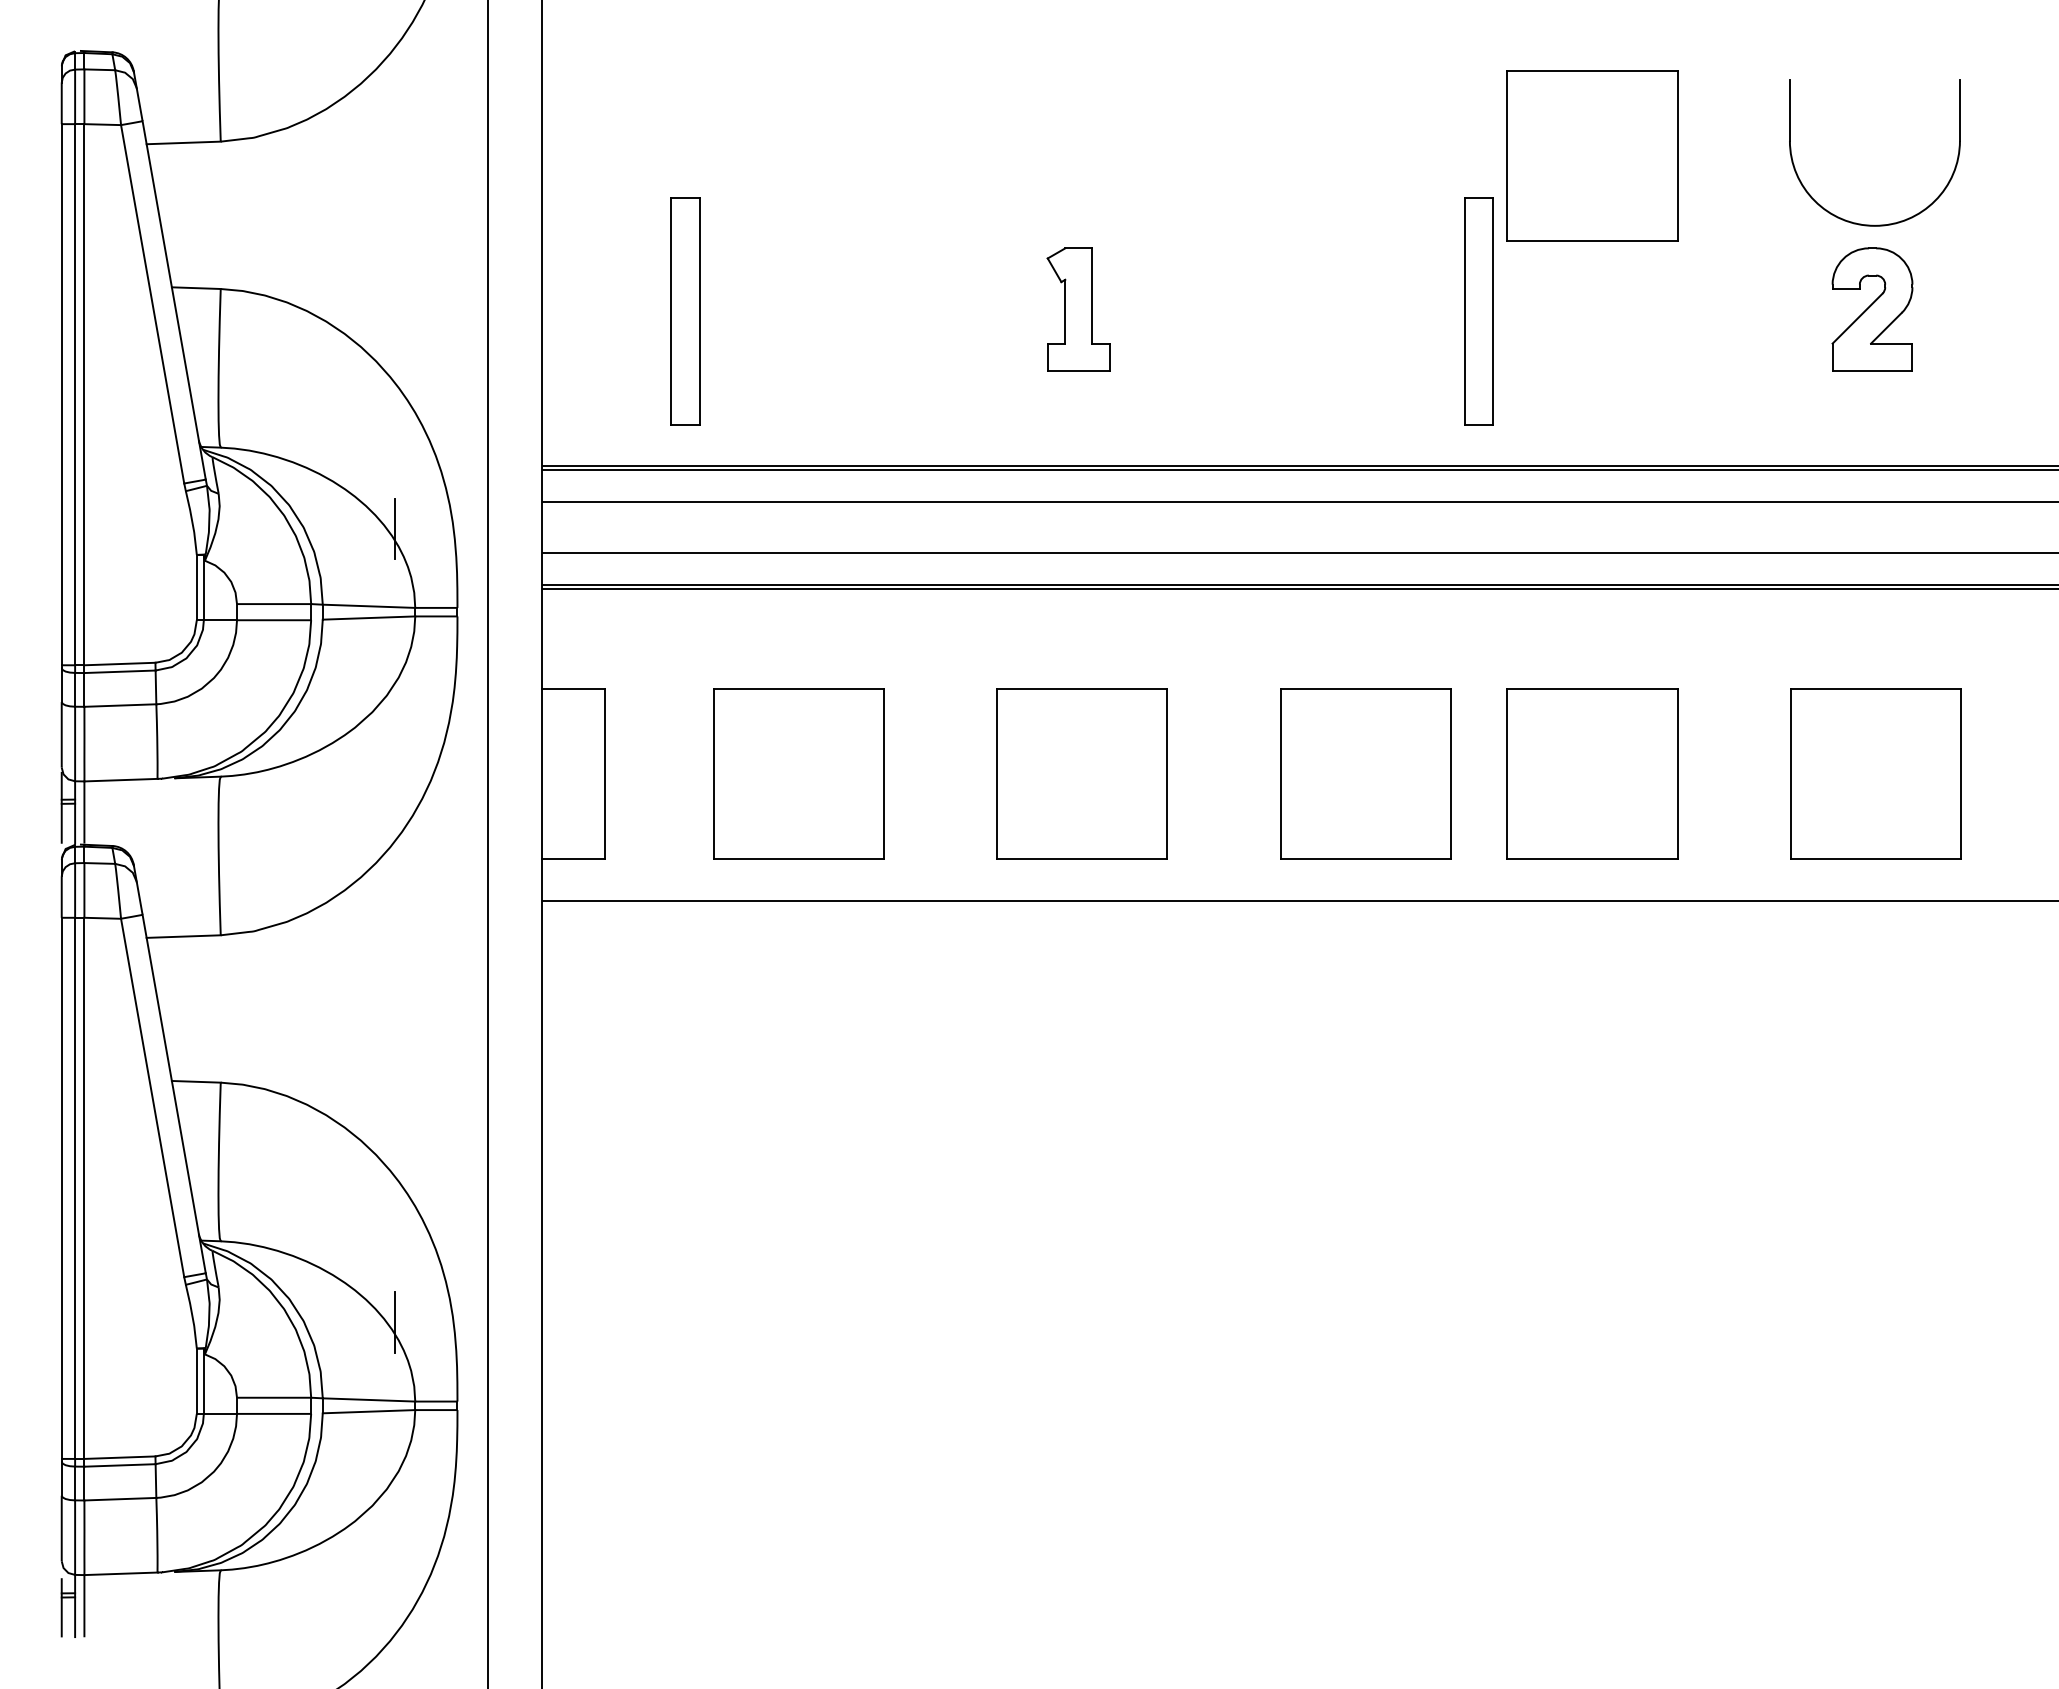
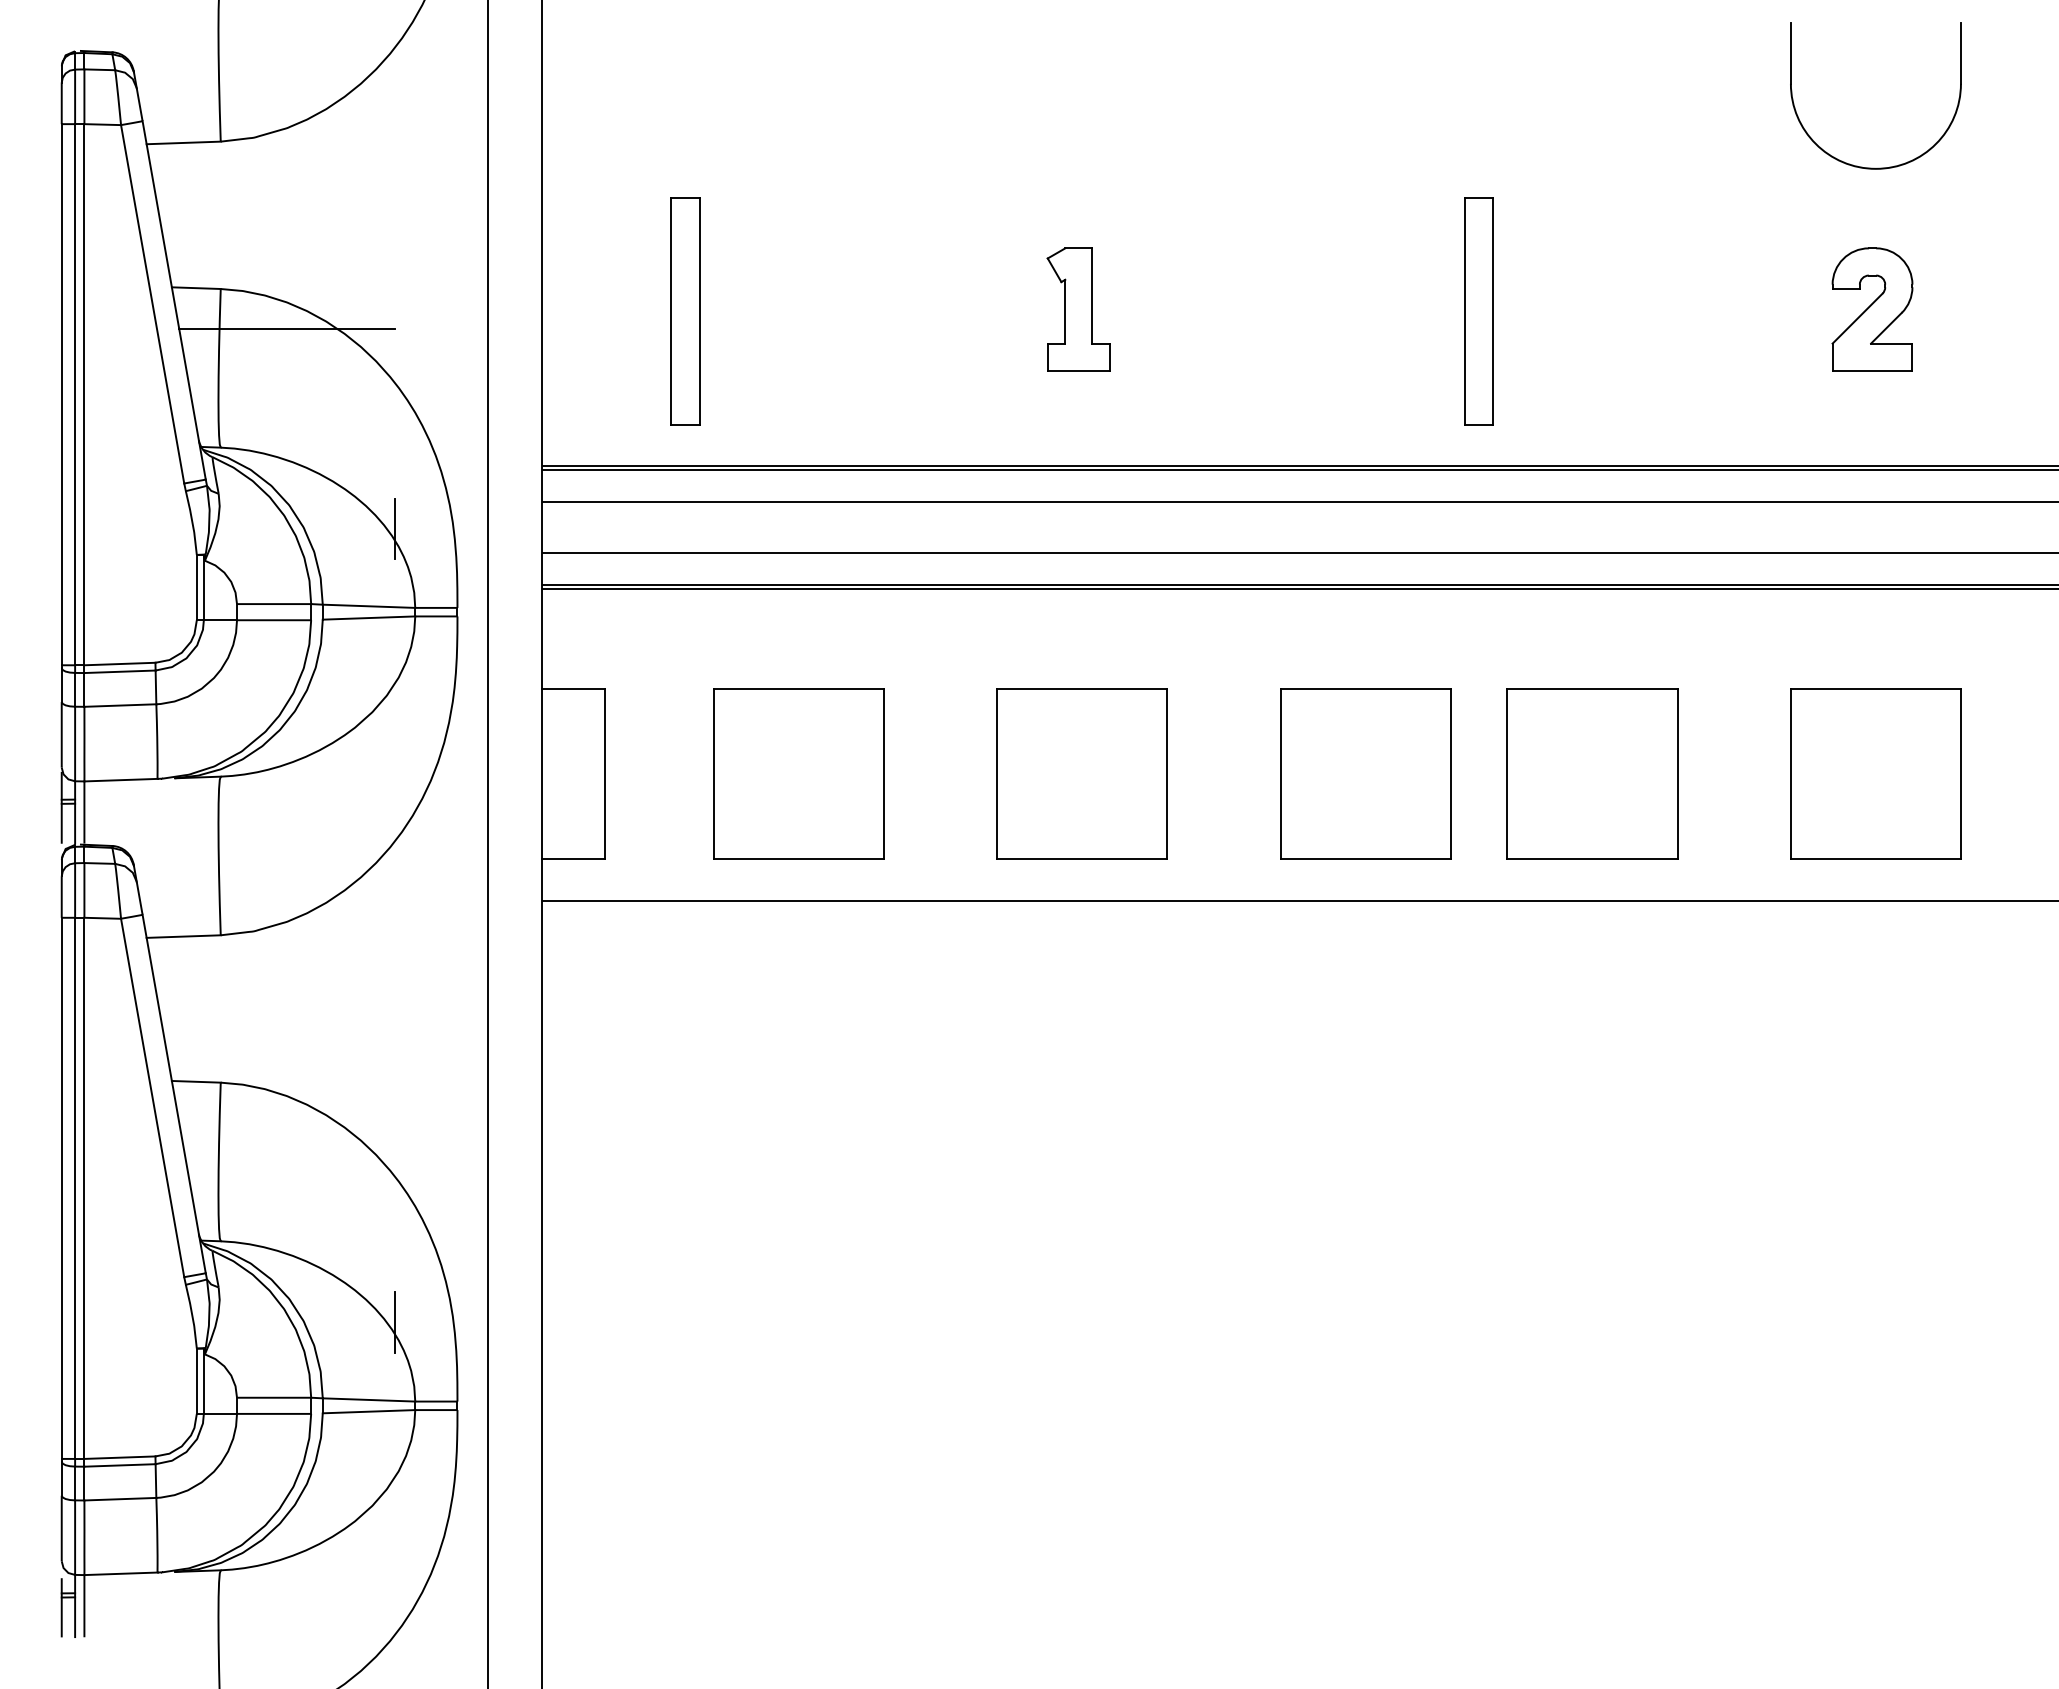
part: present -> none (1592, 155)
part position: (1873, 224) -> (1874, 167) (1874, 167)
line: none -> present (287, 328)
